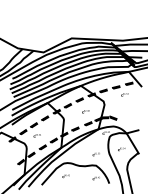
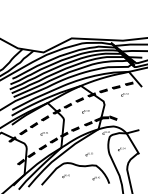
part position: (36, 135) -> (43, 133) (43, 133)
part position: (95, 154) -> (88, 154) (88, 154)
